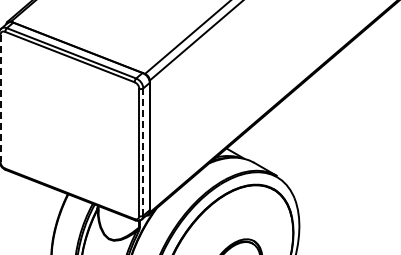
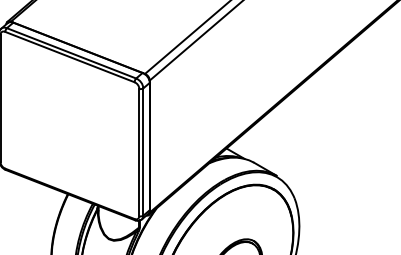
line: dashed -> solid (0, 98)
line: dashed -> solid (143, 152)
